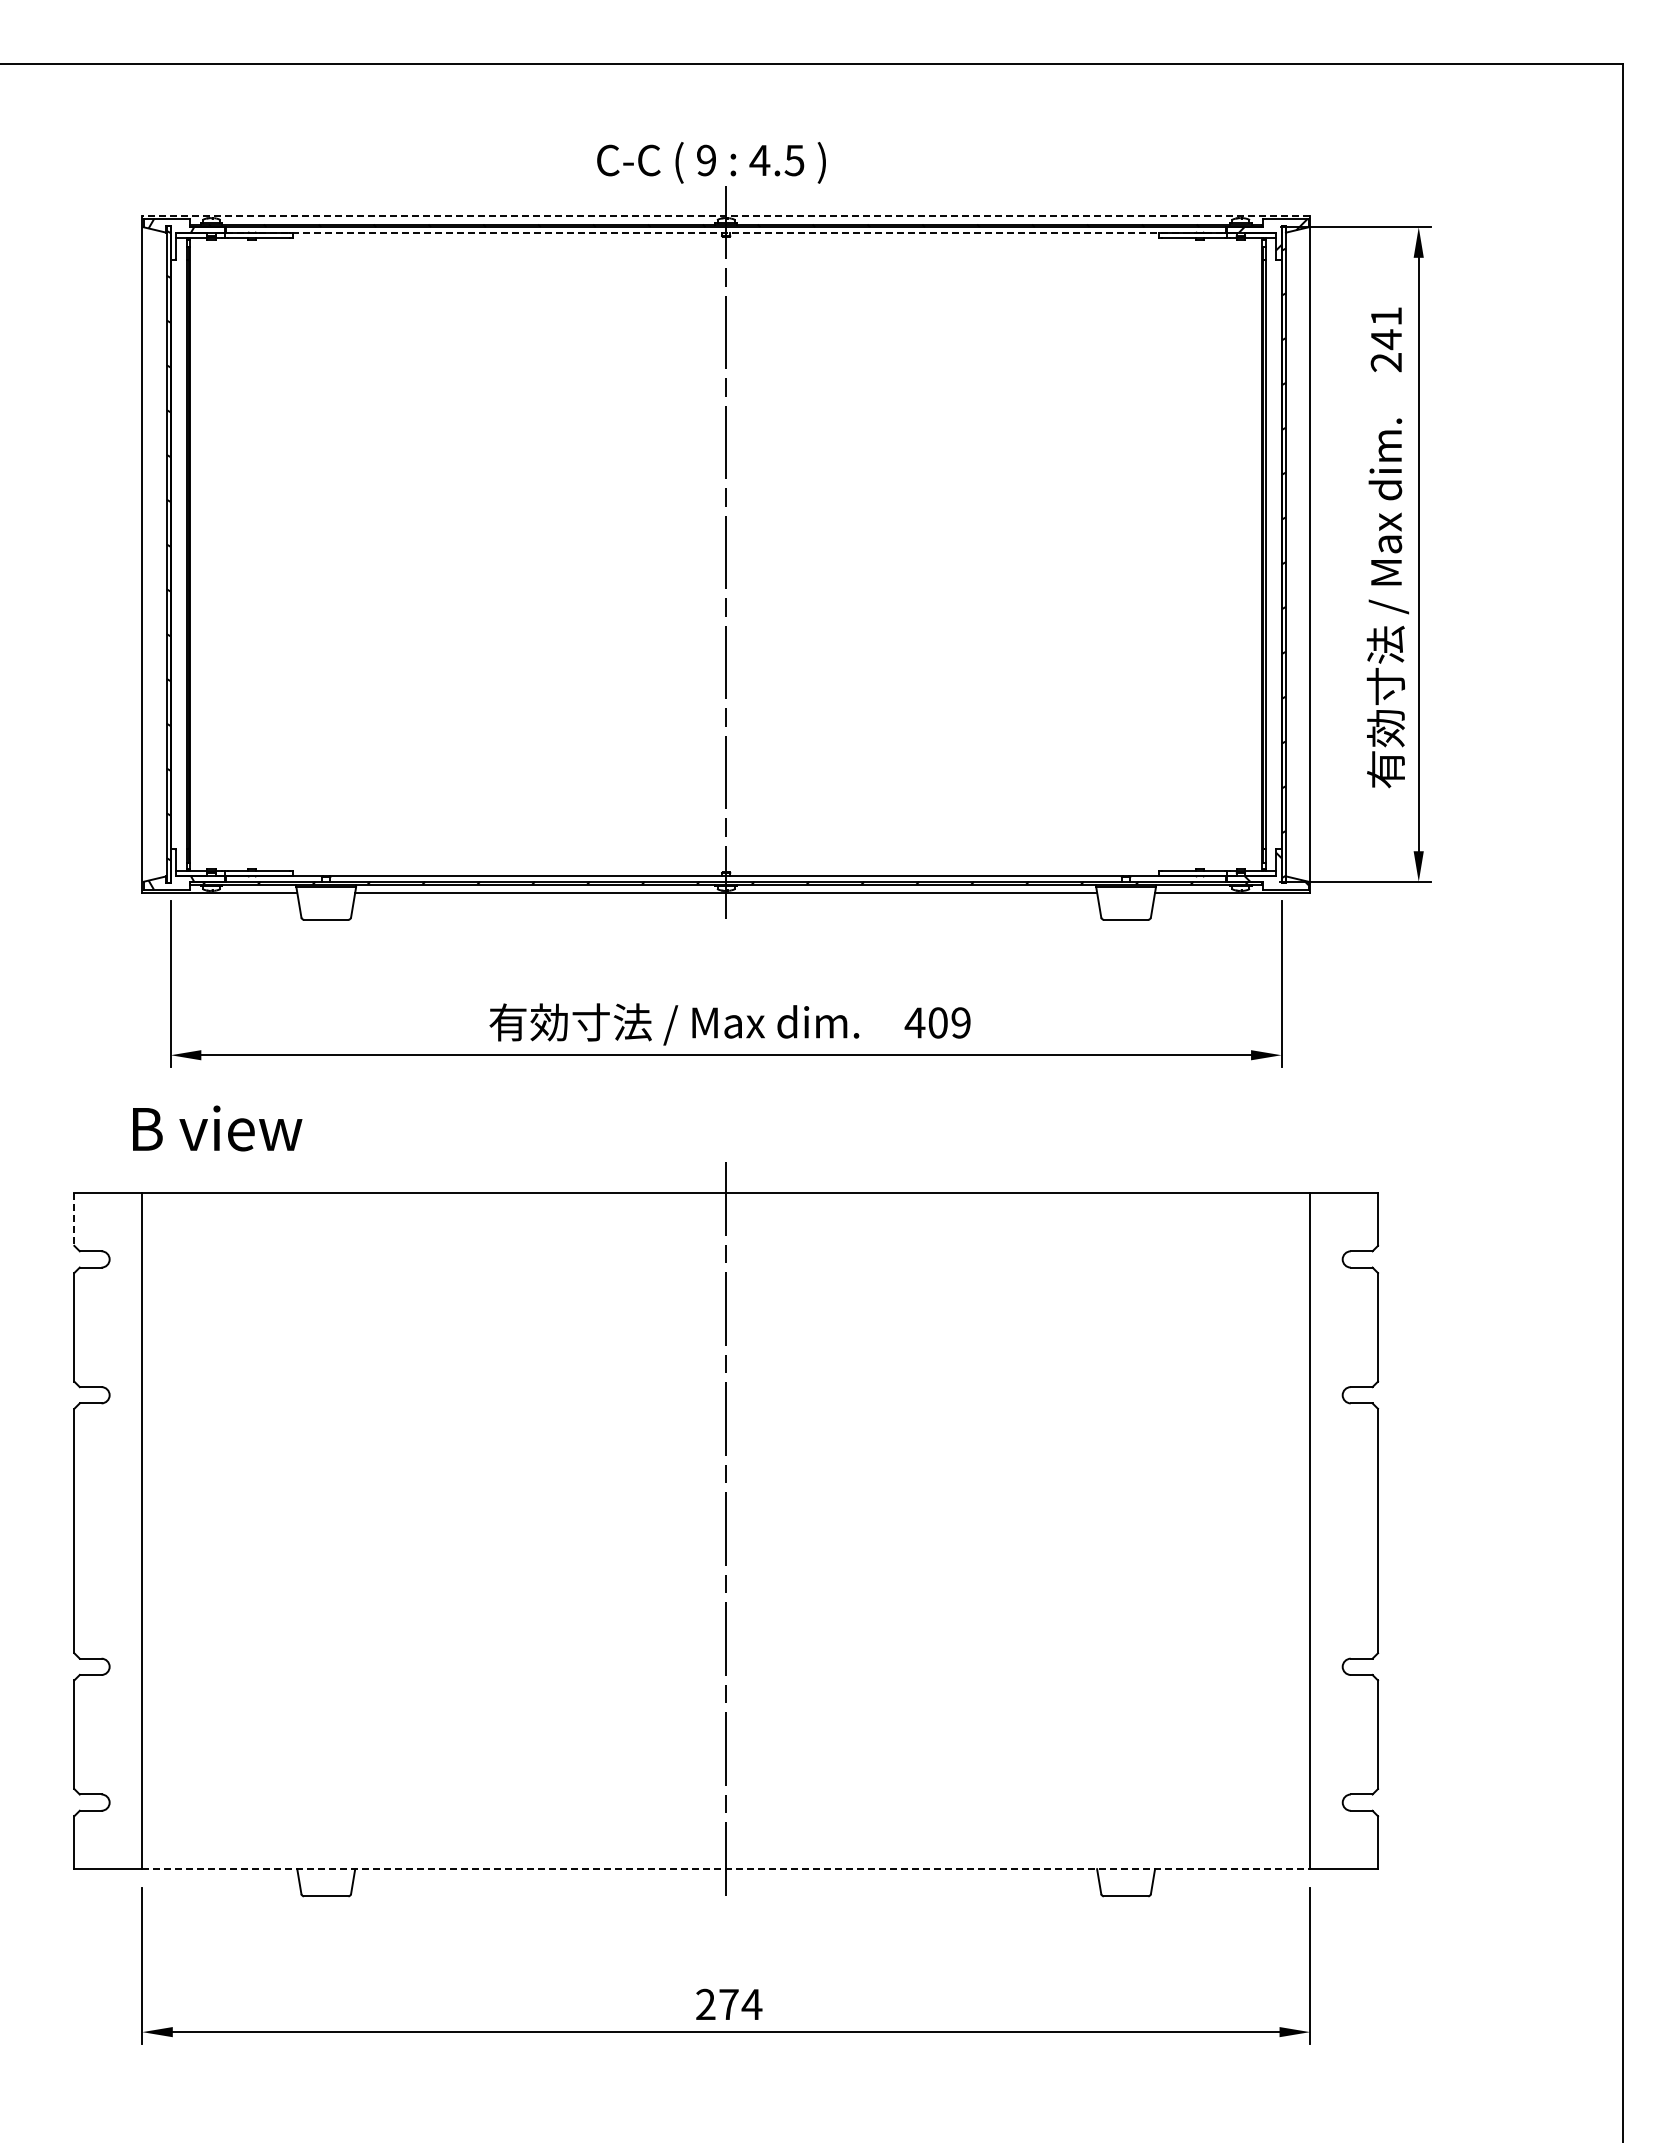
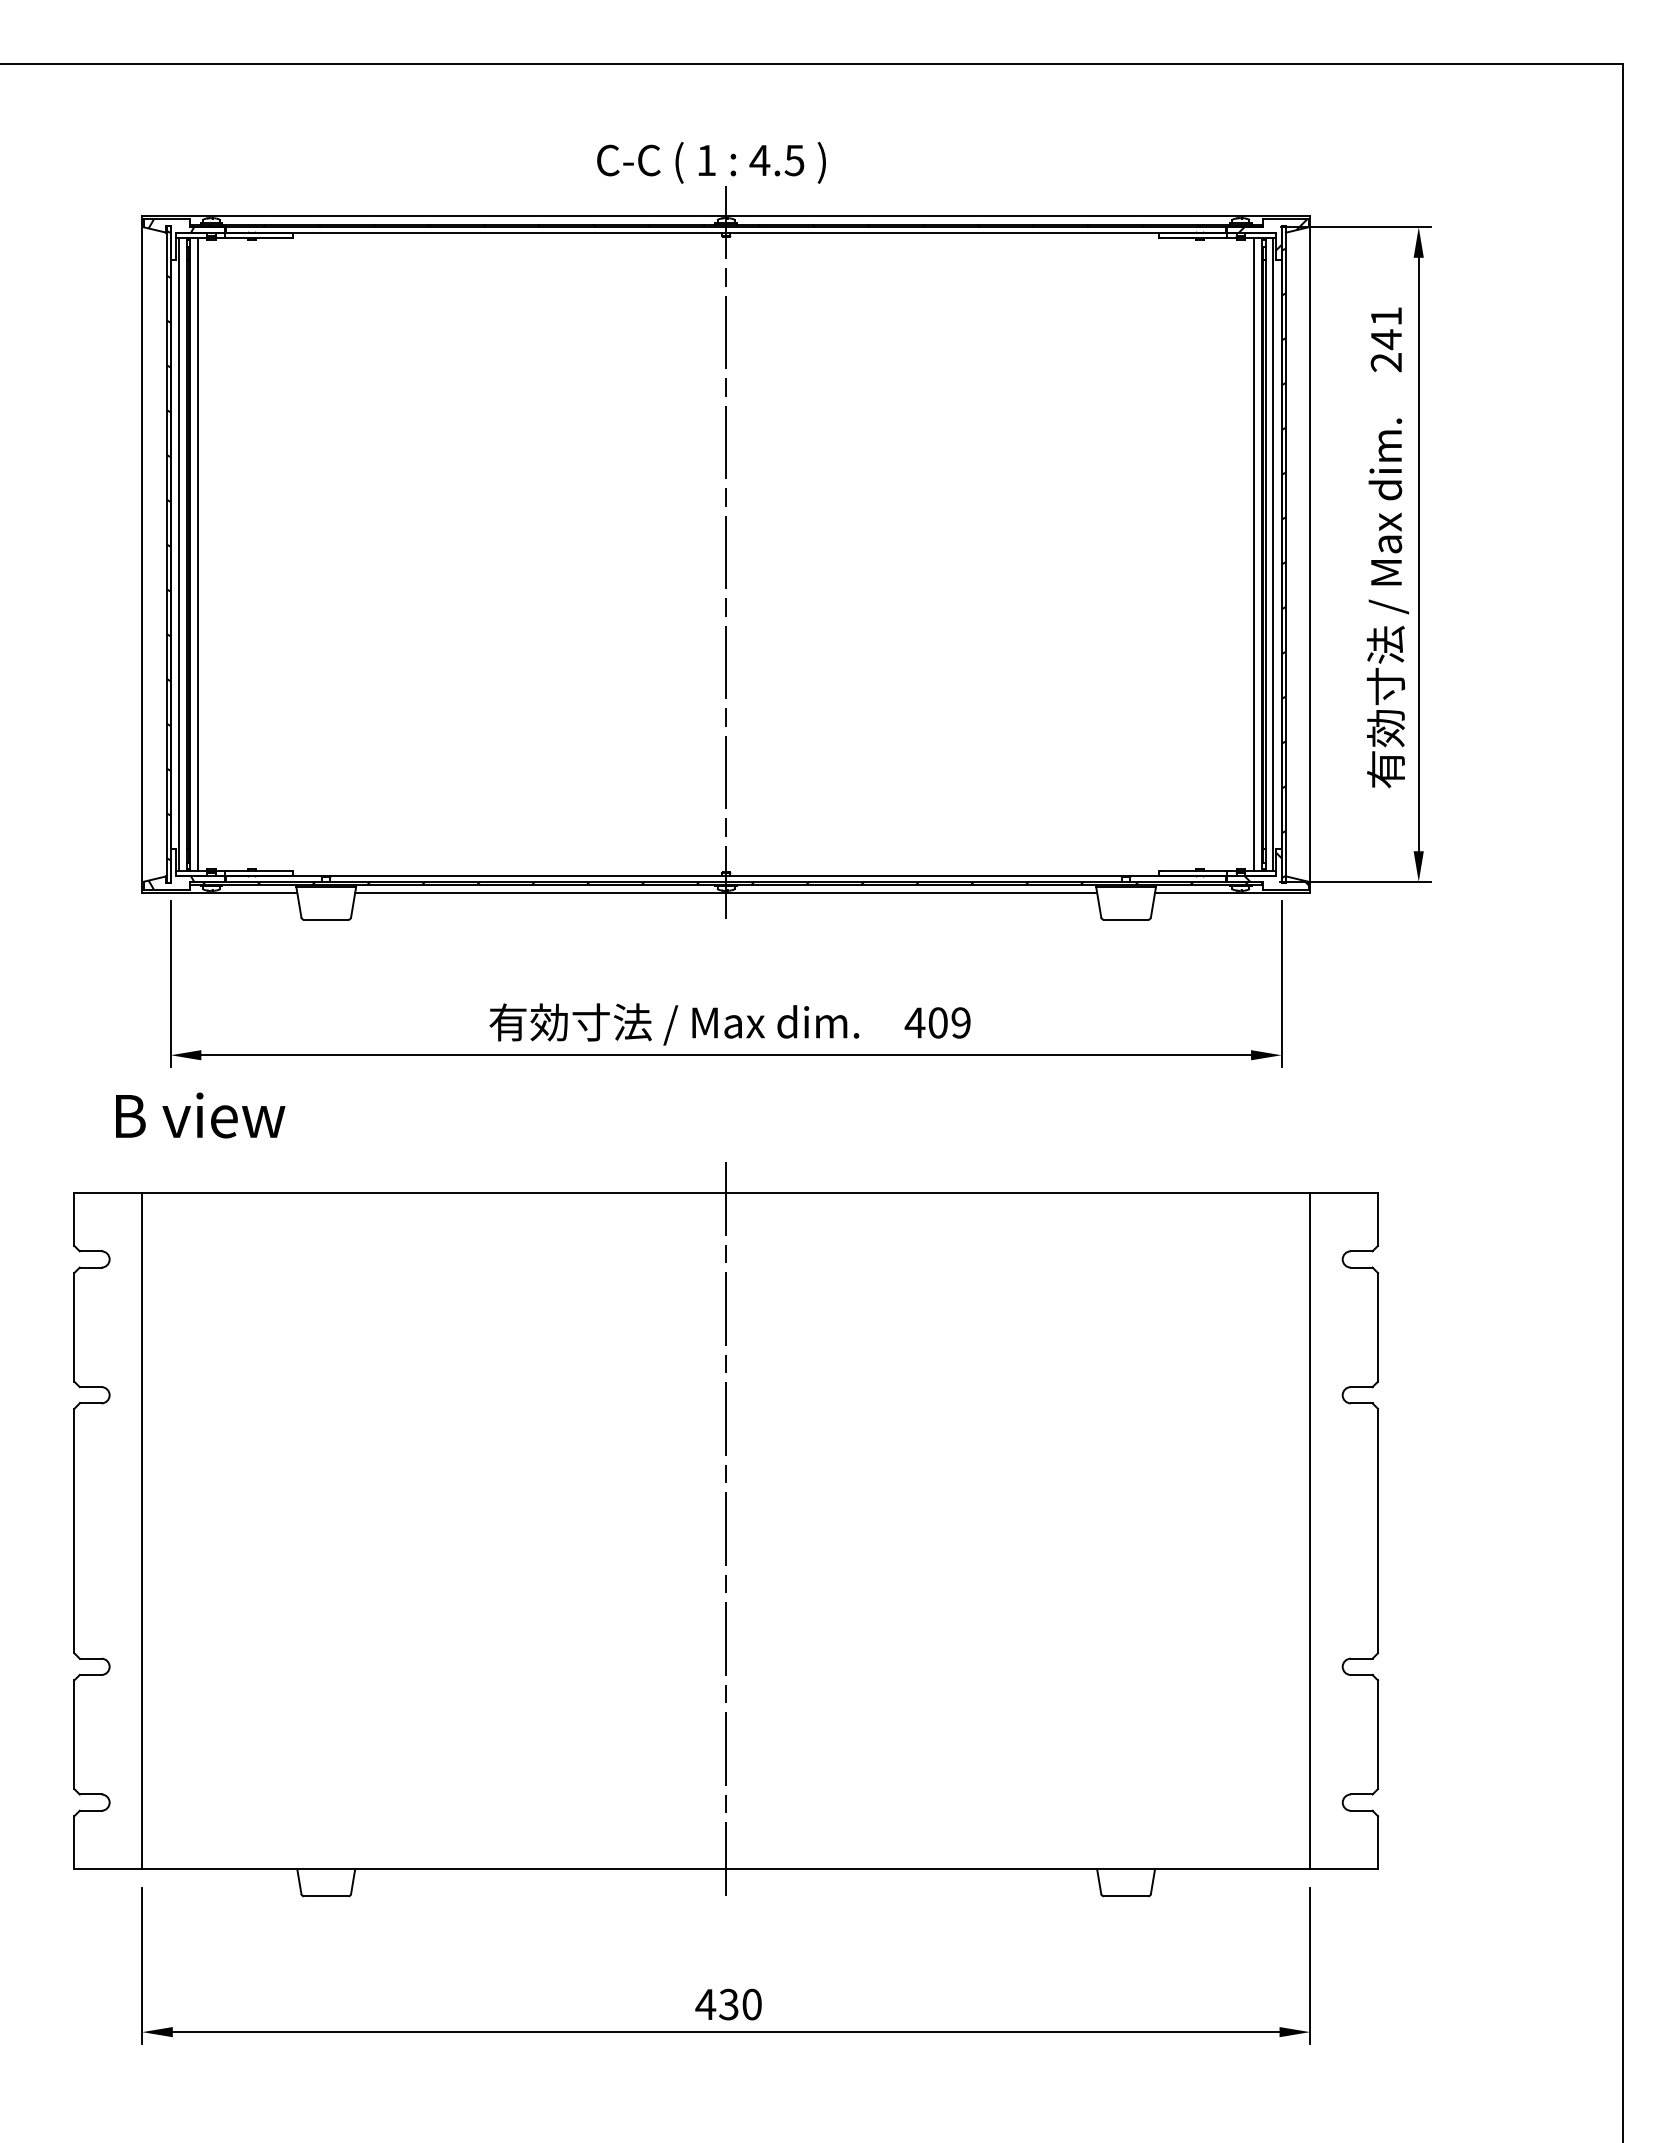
text: 9 -> 1 (706, 160)
line: dashed -> solid (726, 216)
line: dashed -> solid (726, 232)
line: none -> present (178, 554)
line: none -> present (197, 554)
line: none -> present (1254, 554)
line: none -> present (1273, 554)
text position: (217, 1128) -> (200, 1115) (200, 1115)
line: dashed -> solid (74, 1219)
line: dashed -> solid (726, 1869)
text: 274 -> 430 (728, 2004)
